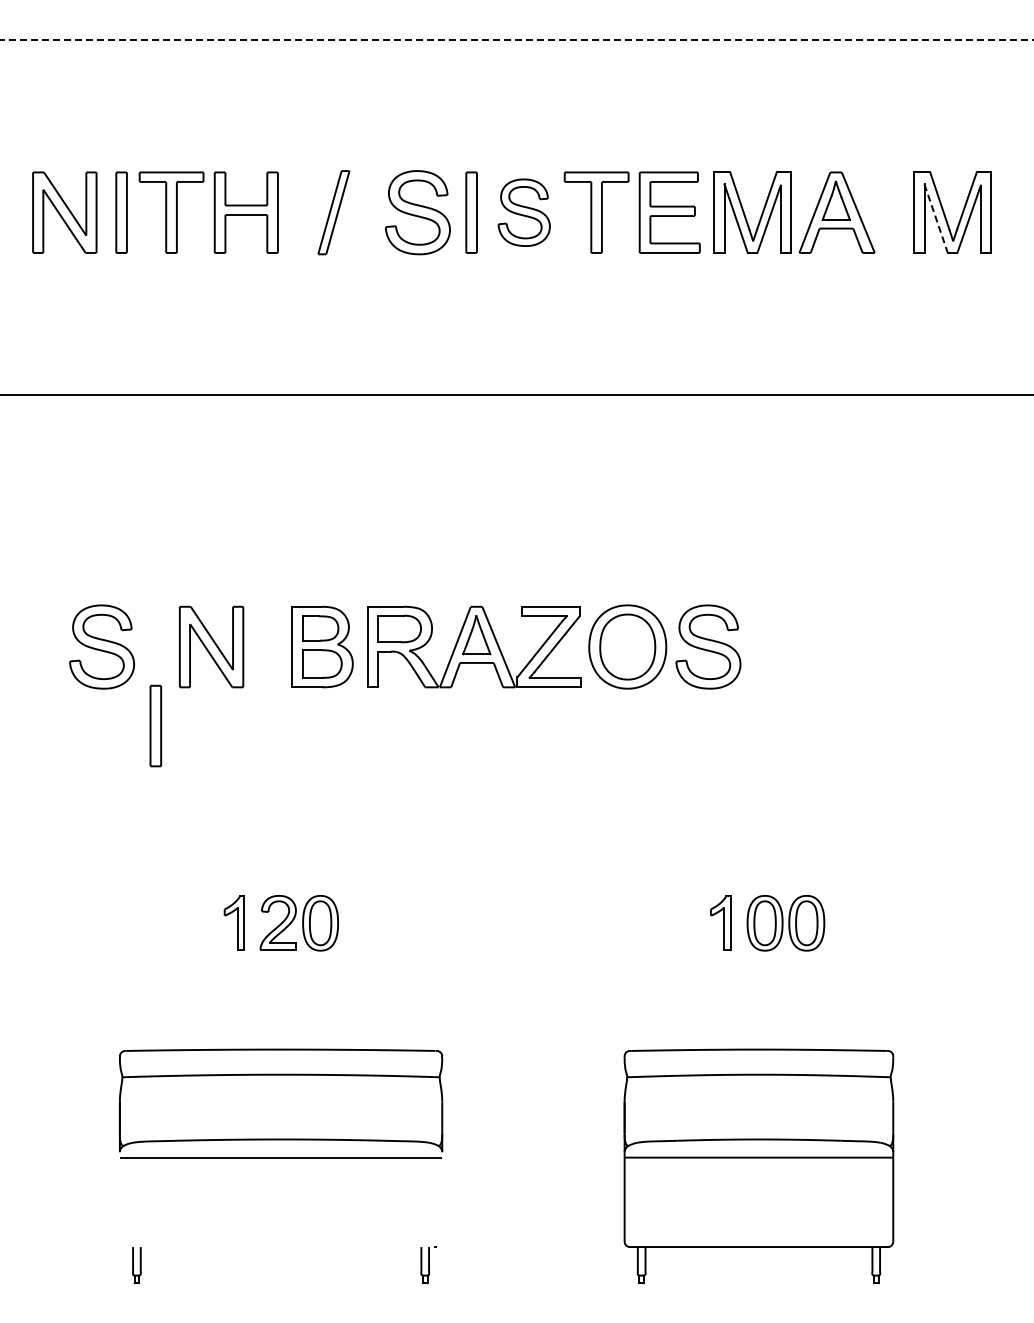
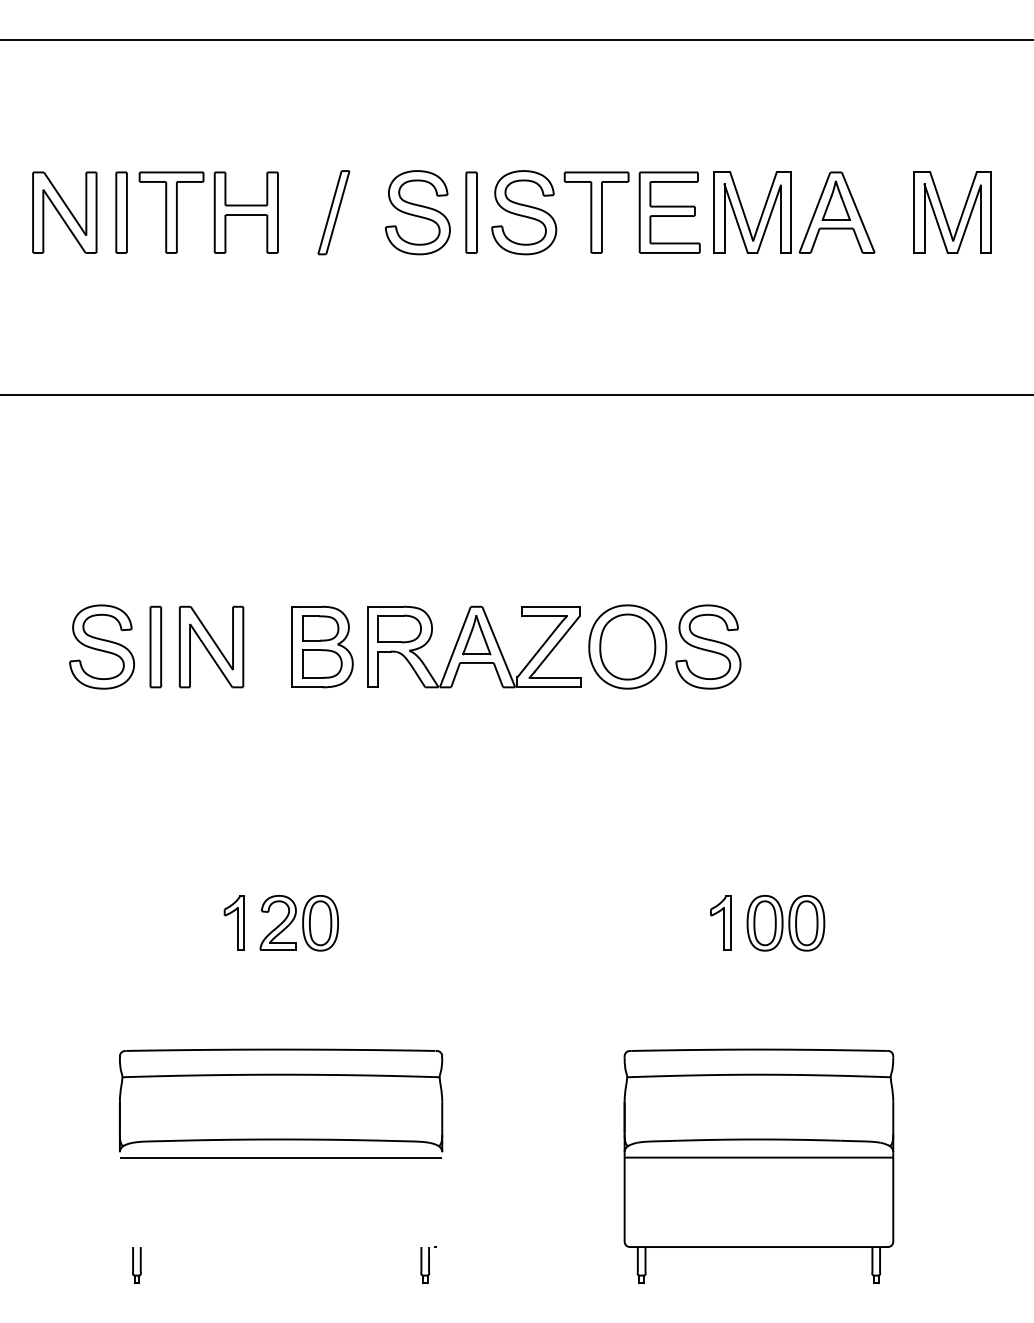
line: dashed -> solid (517, 39)
part size: 54x69 px -> 67x86 px (524, 212)
line: dashed -> solid (936, 219)
part position: (155, 725) -> (155, 646) (155, 646)
